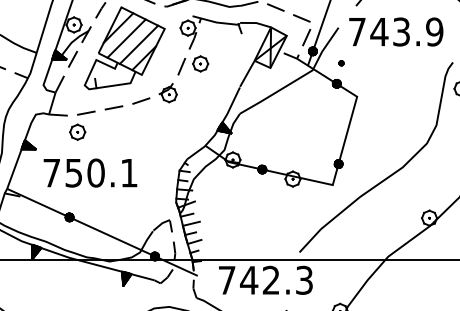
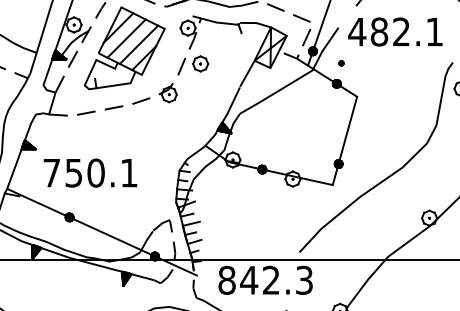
text: 743.9 -> 482.1 (395, 31)
part: present -> none (77, 131)
text: 742.3 -> 842.3 (226, 279)
